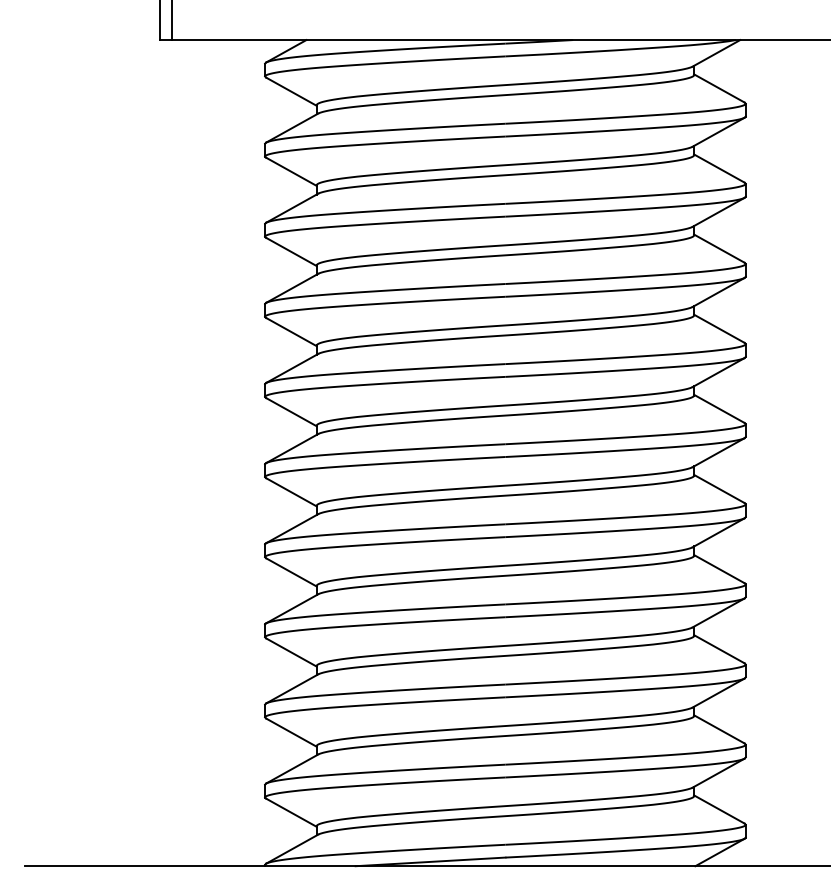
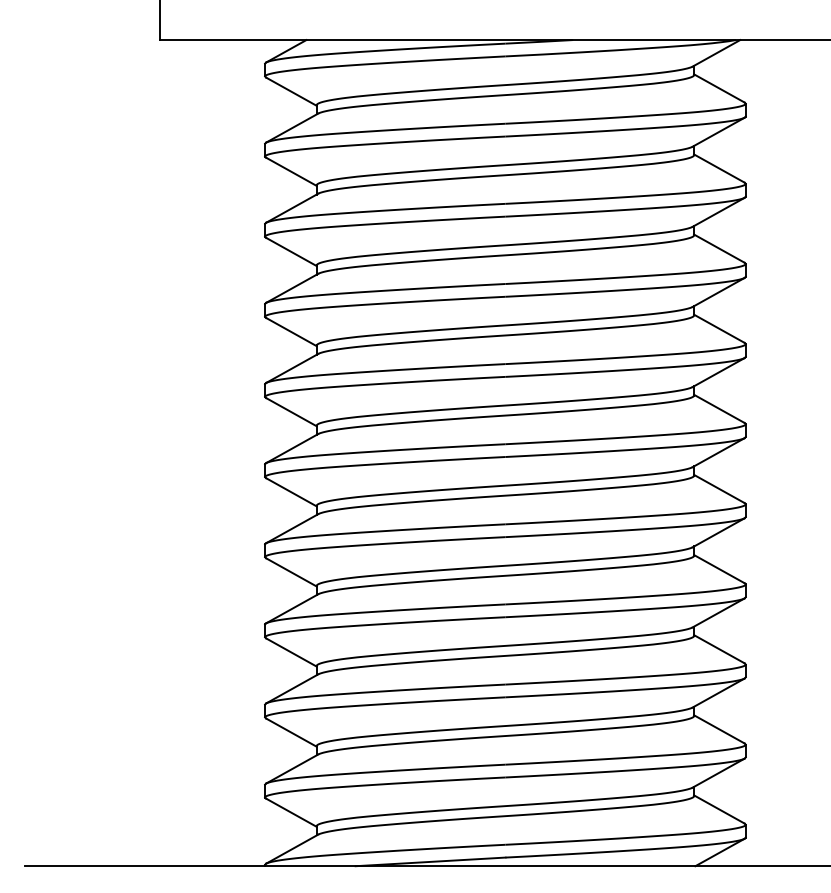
line: present -> none (171, 21)
